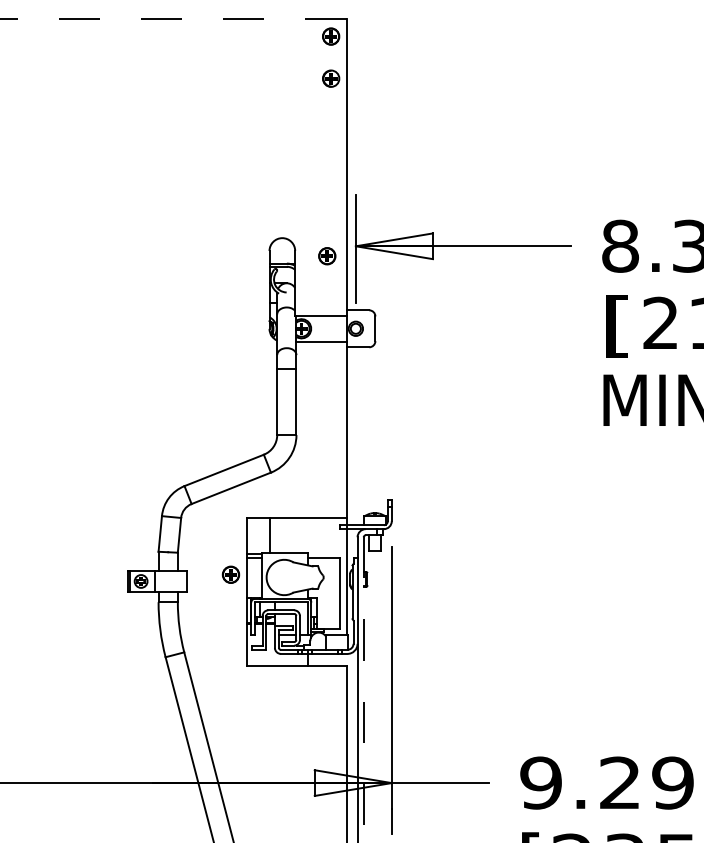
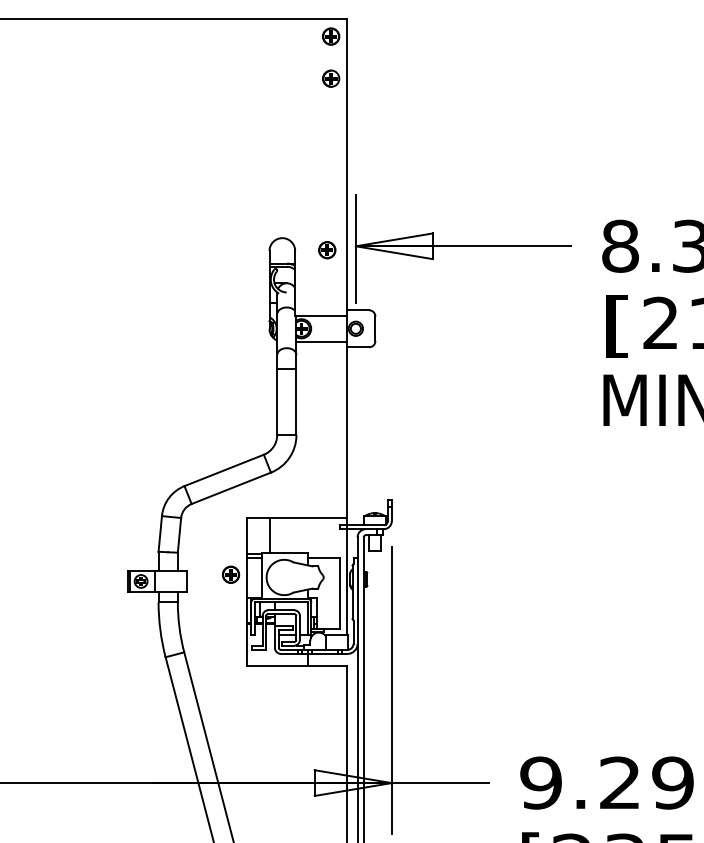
line: dashed -> solid (173, 19)
part position: (327, 256) -> (327, 250) (327, 250)
line: dashed -> solid (363, 690)
